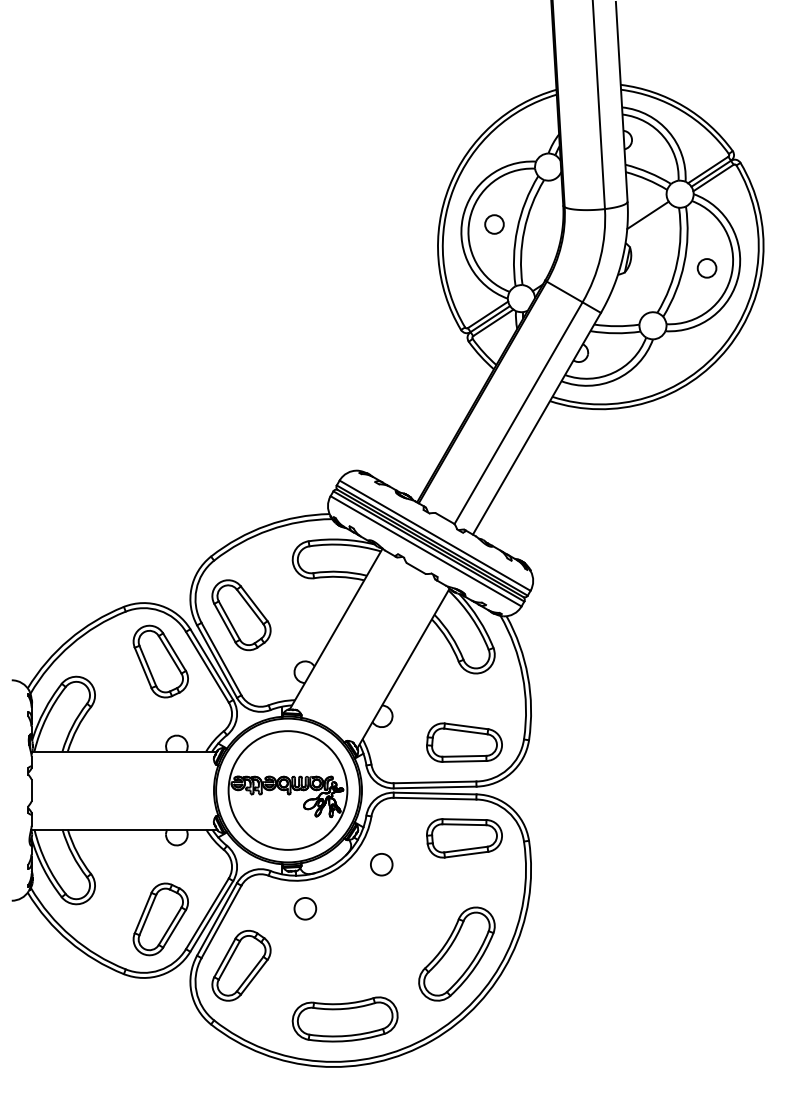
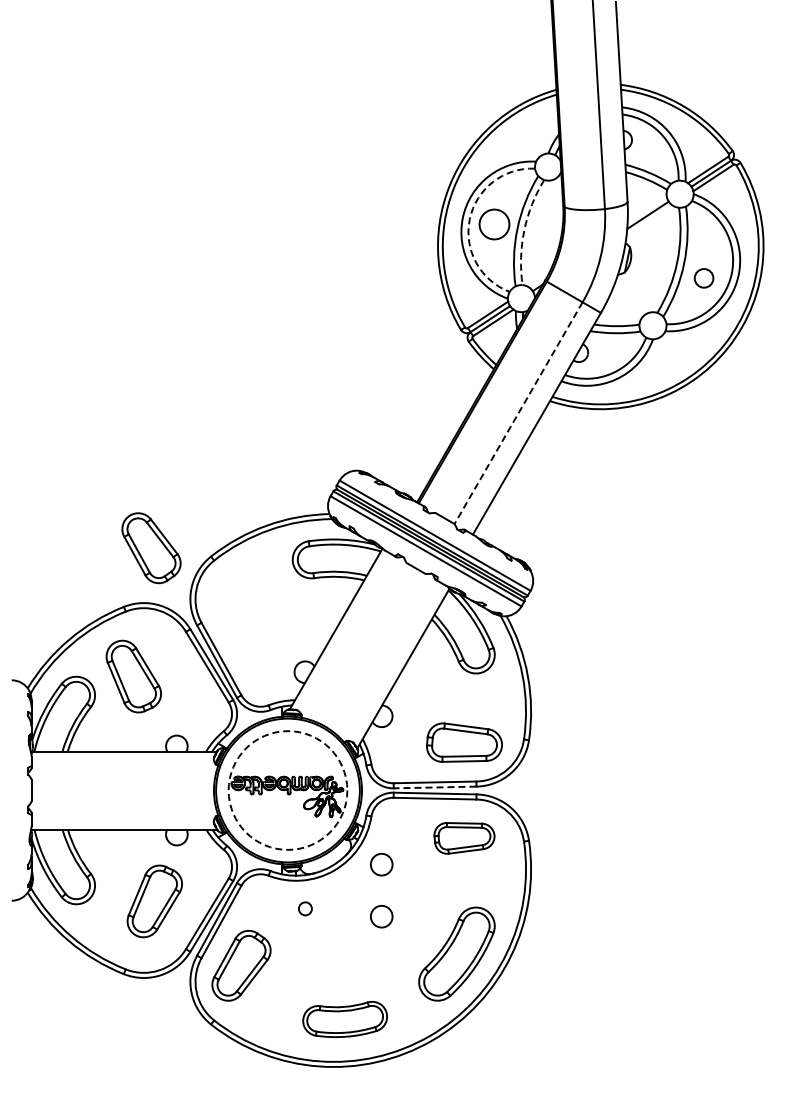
arc: solid -> dashed (469, 219)
circle diameter: 19 px -> 30 px (494, 224)
arc: solid -> dashed (524, 230)
circle position: (706, 268) -> (703, 278) (703, 278)
line: solid -> dashed (518, 413)
part position: (241, 615) -> (151, 548) (151, 548)
part position: (160, 661) -> (133, 676) (133, 676)
line: solid -> dashed (434, 787)
circle: solid -> dashed (287, 790)
part size: 77x41 px -> 63x33 px (464, 838)
circle size: 25x24 px -> 15x16 px (305, 908)
circle: none -> present (381, 916)
part position: (160, 919) -> (154, 901) (154, 901)
part size: 108x47 px -> 86x38 px (344, 1018)
